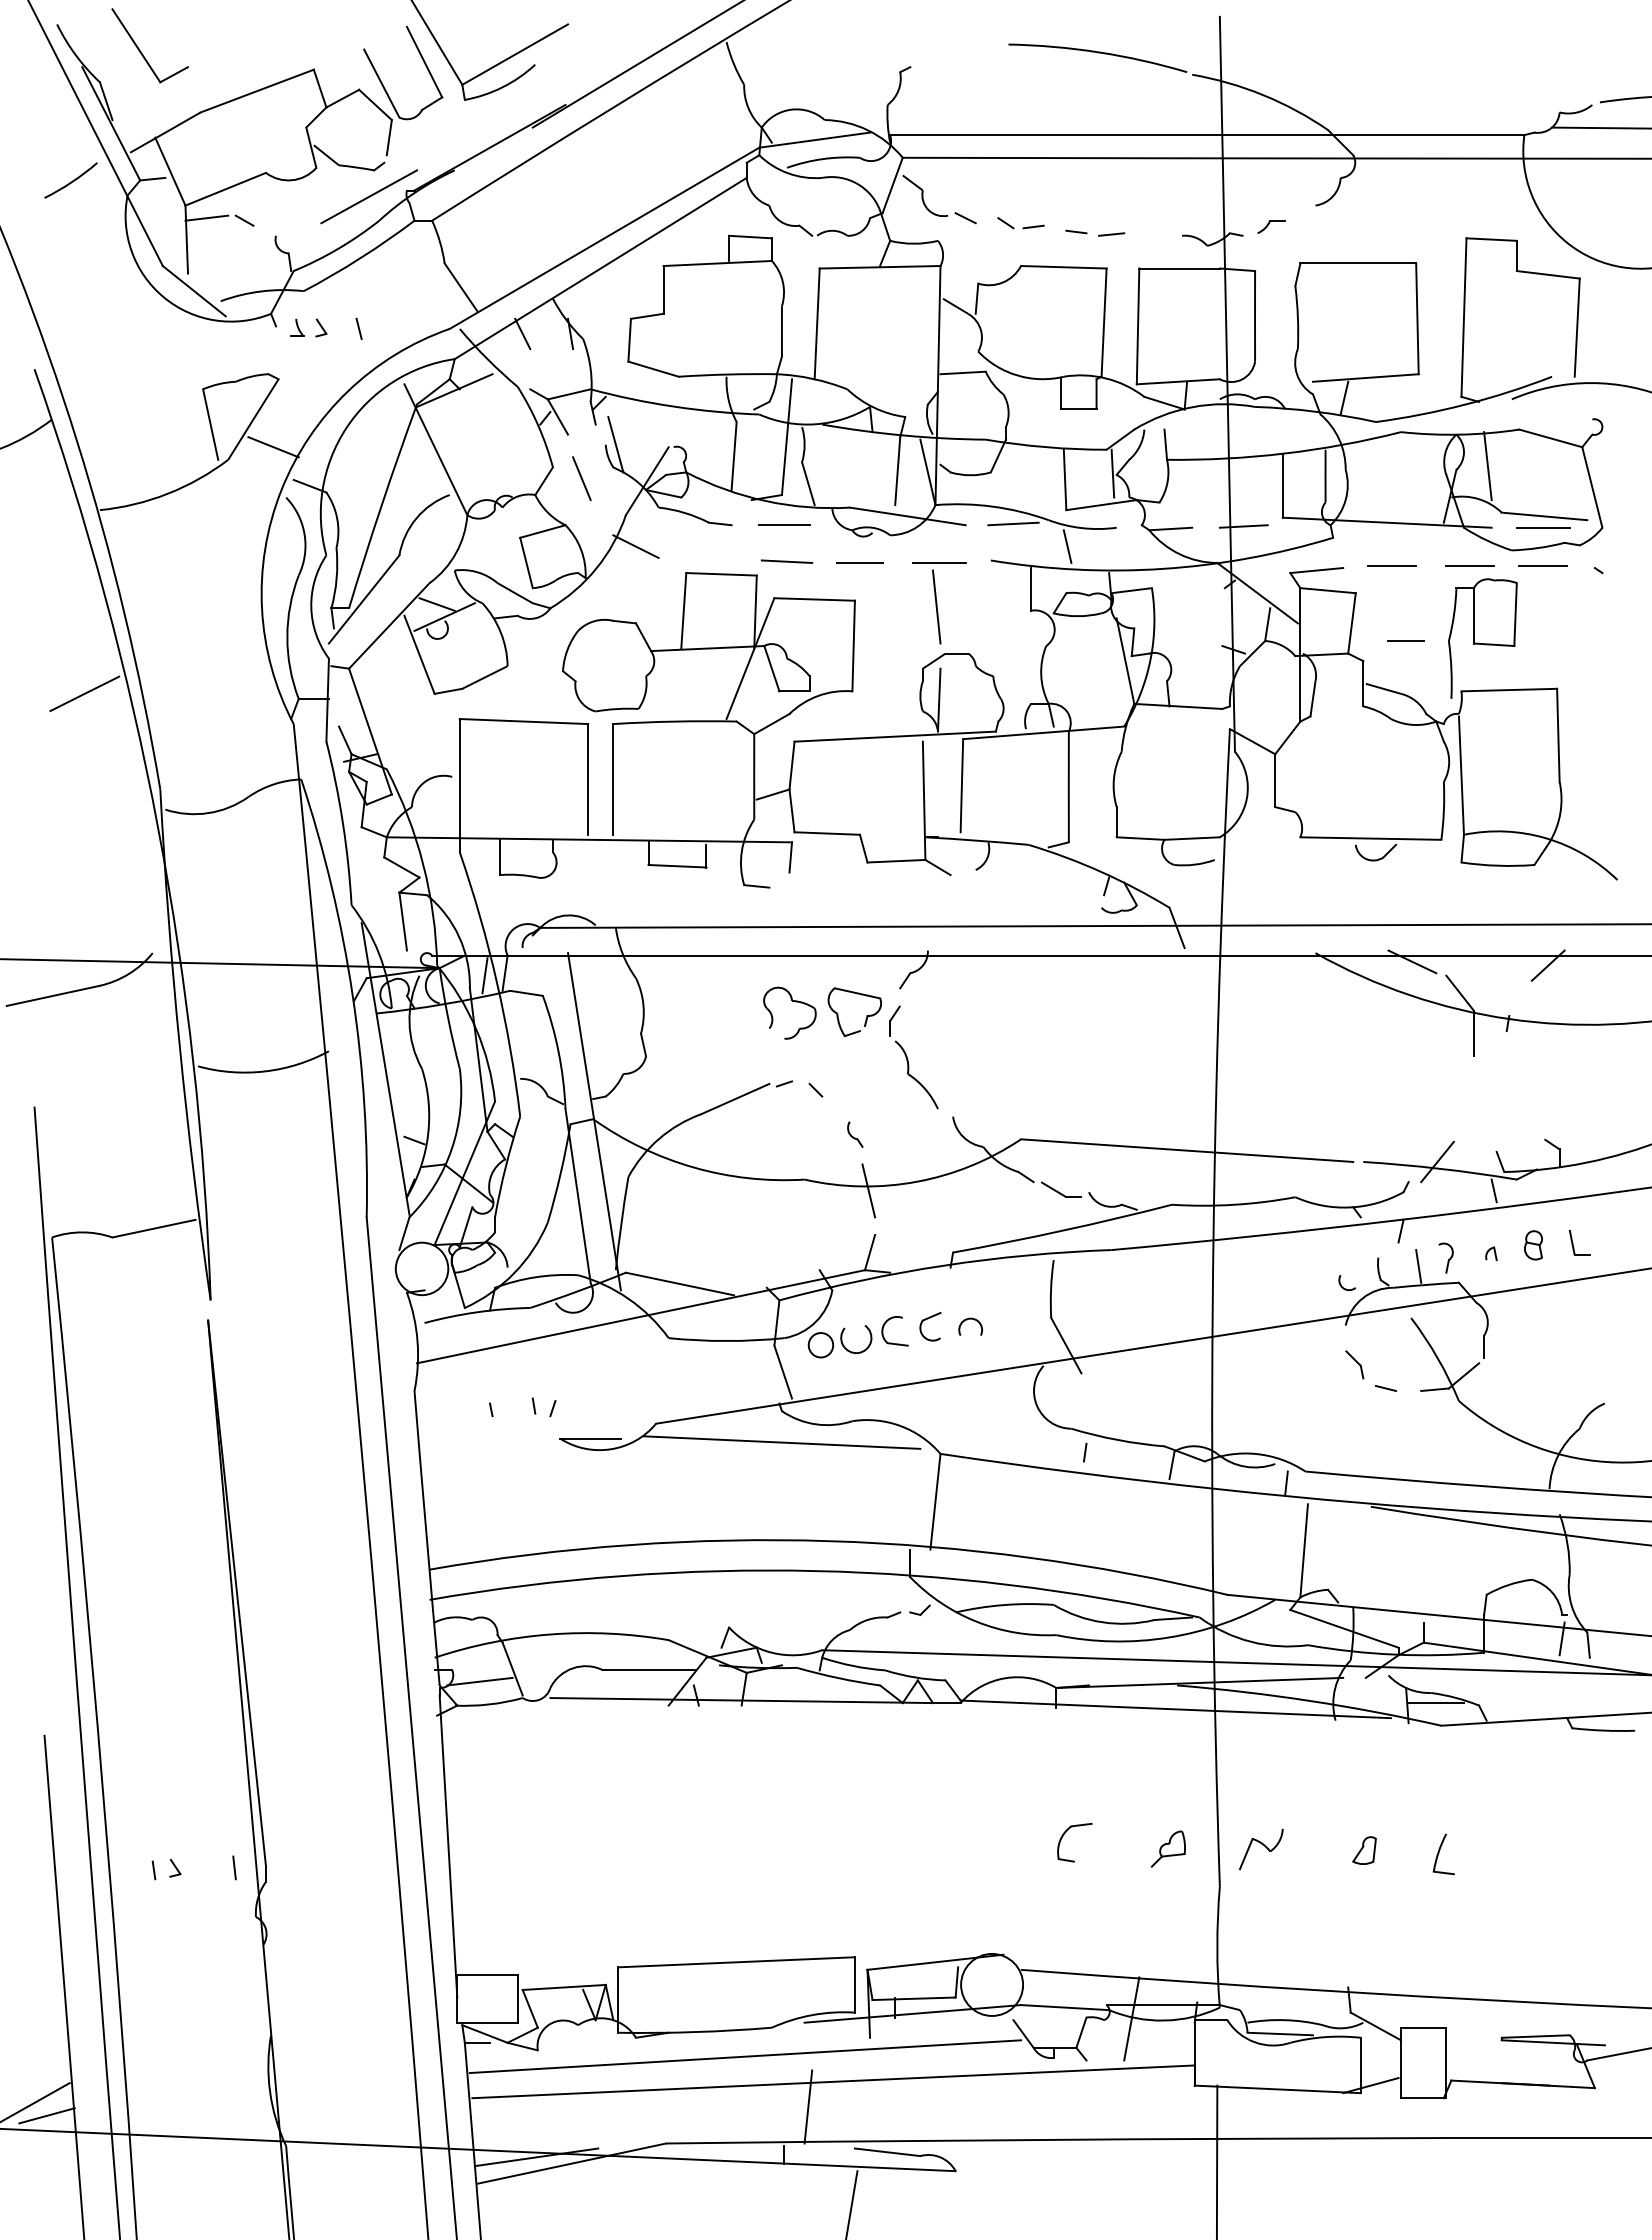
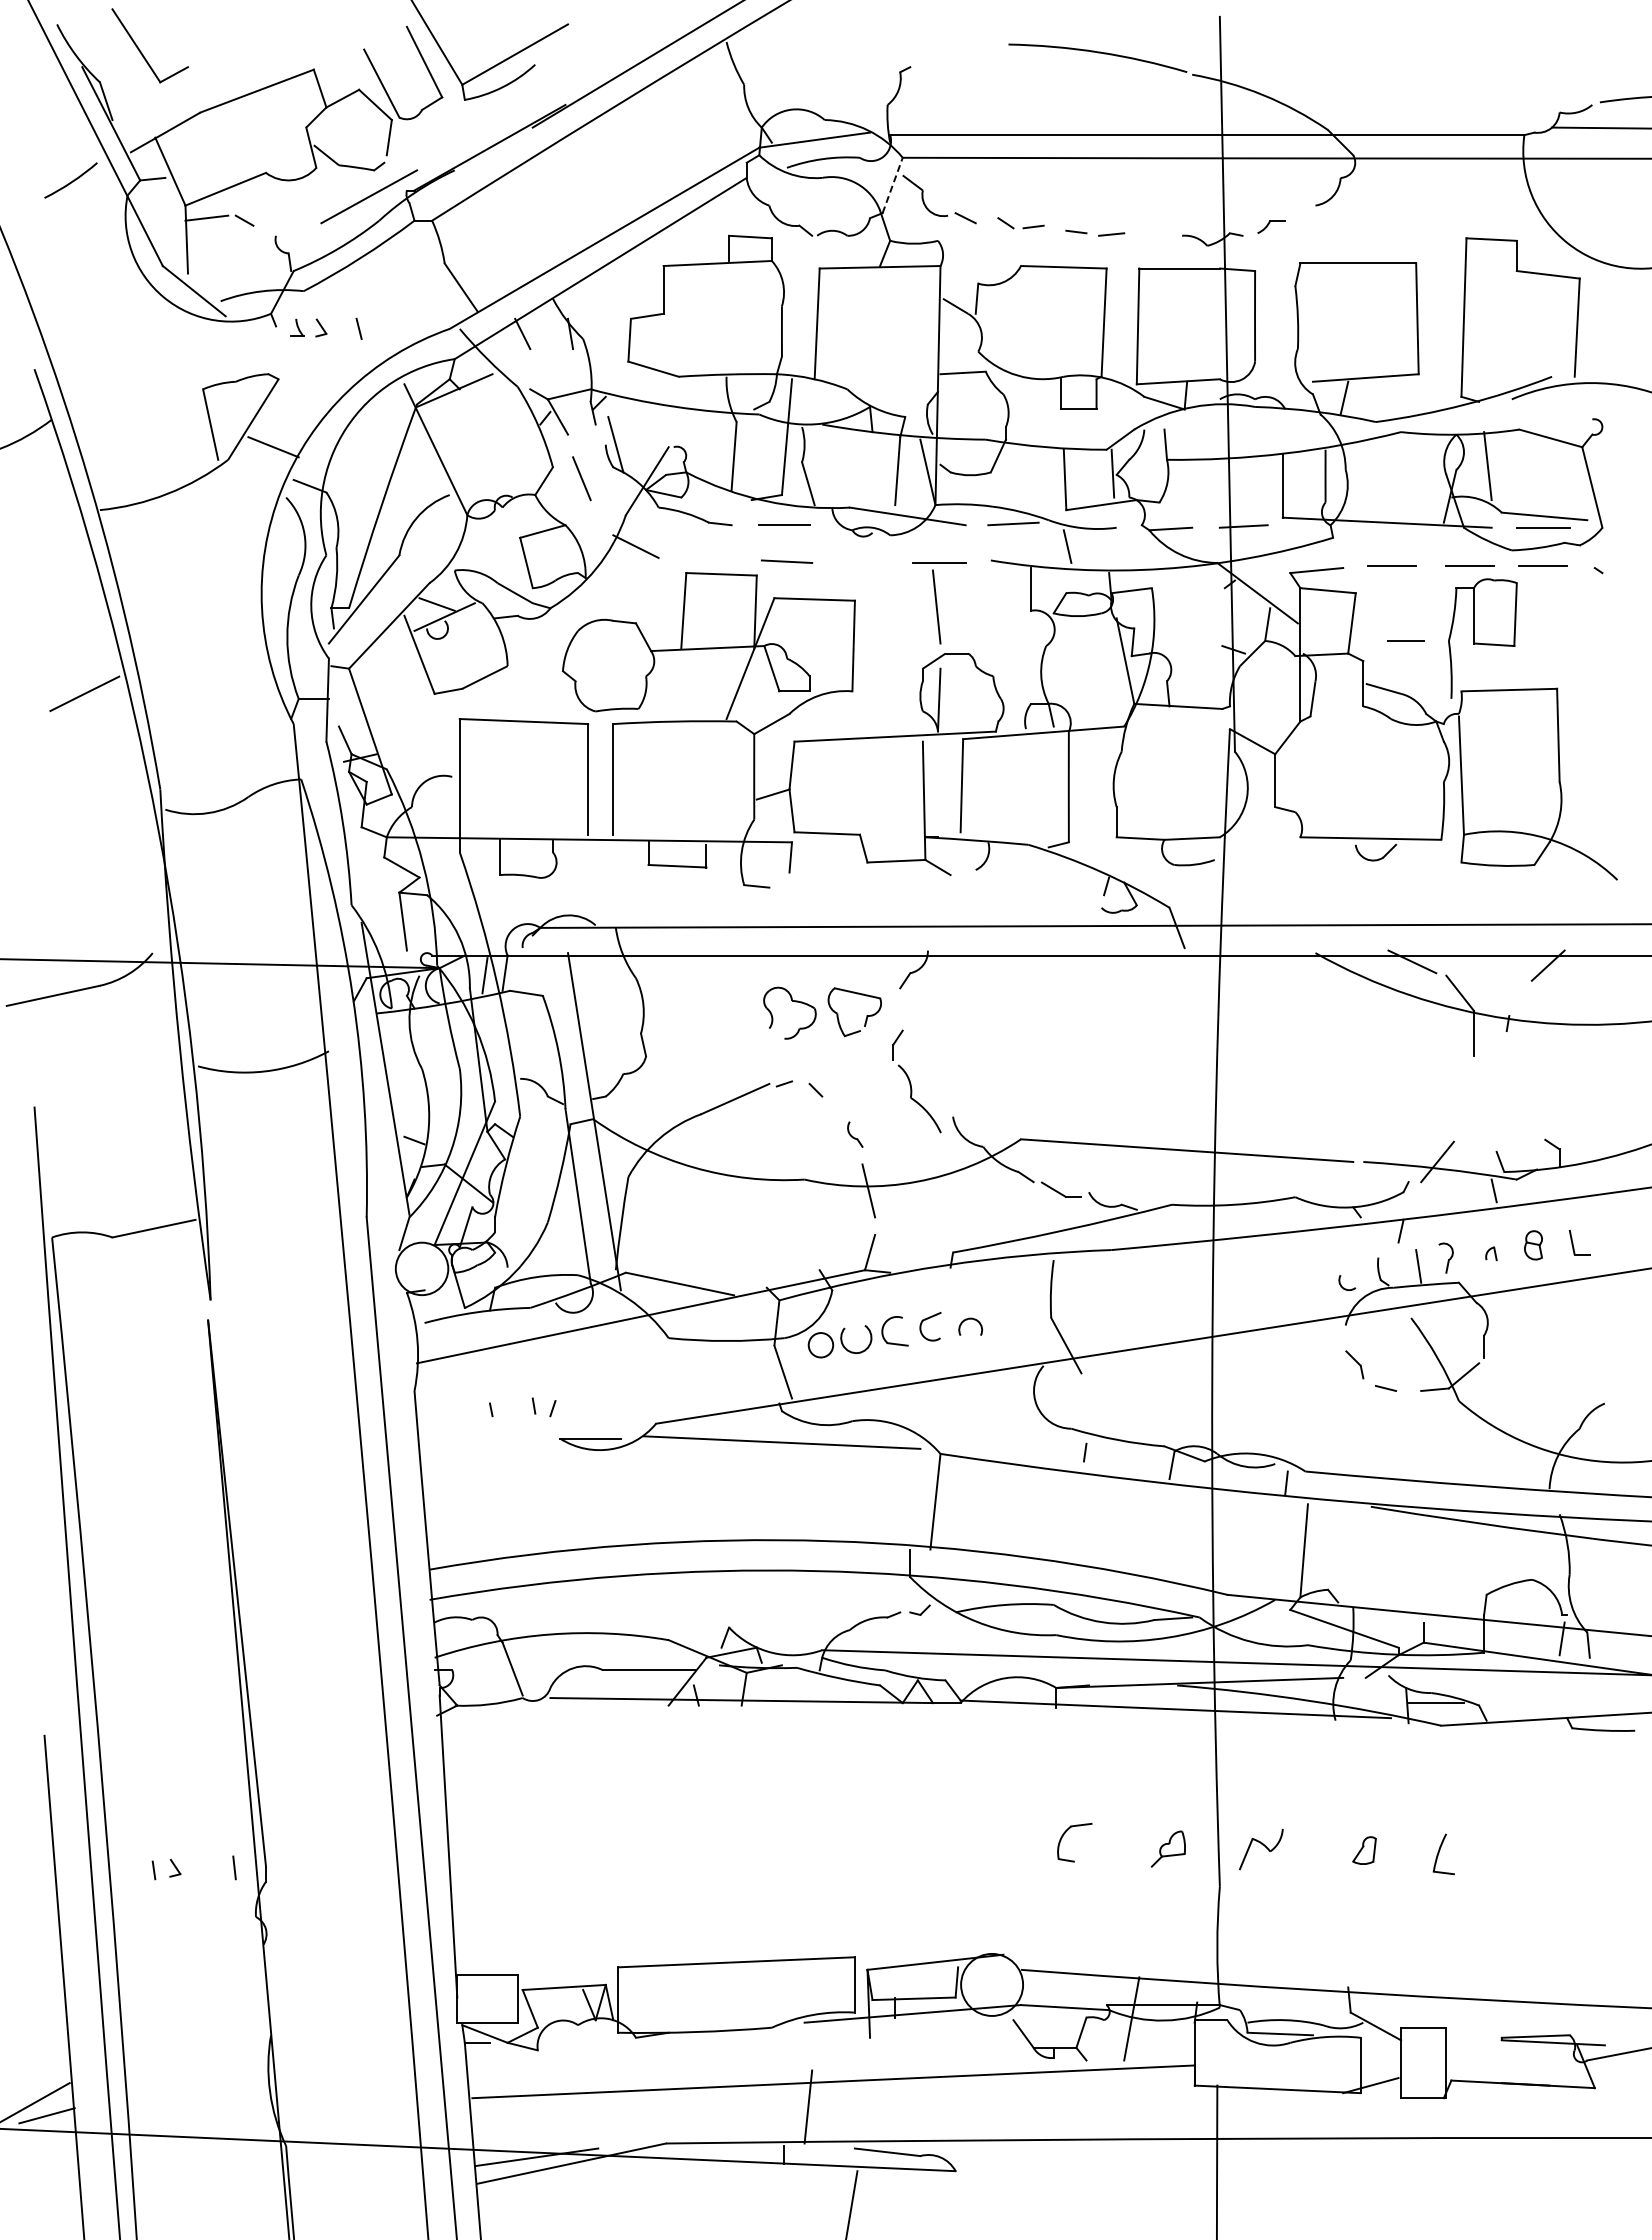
line: solid -> dashed (892, 185)
line: present -> none (859, 562)
part position: (913, 1057) -> (916, 1081) (916, 1081)
line: present -> none (479, 1681)
line: present -> none (745, 2056)
